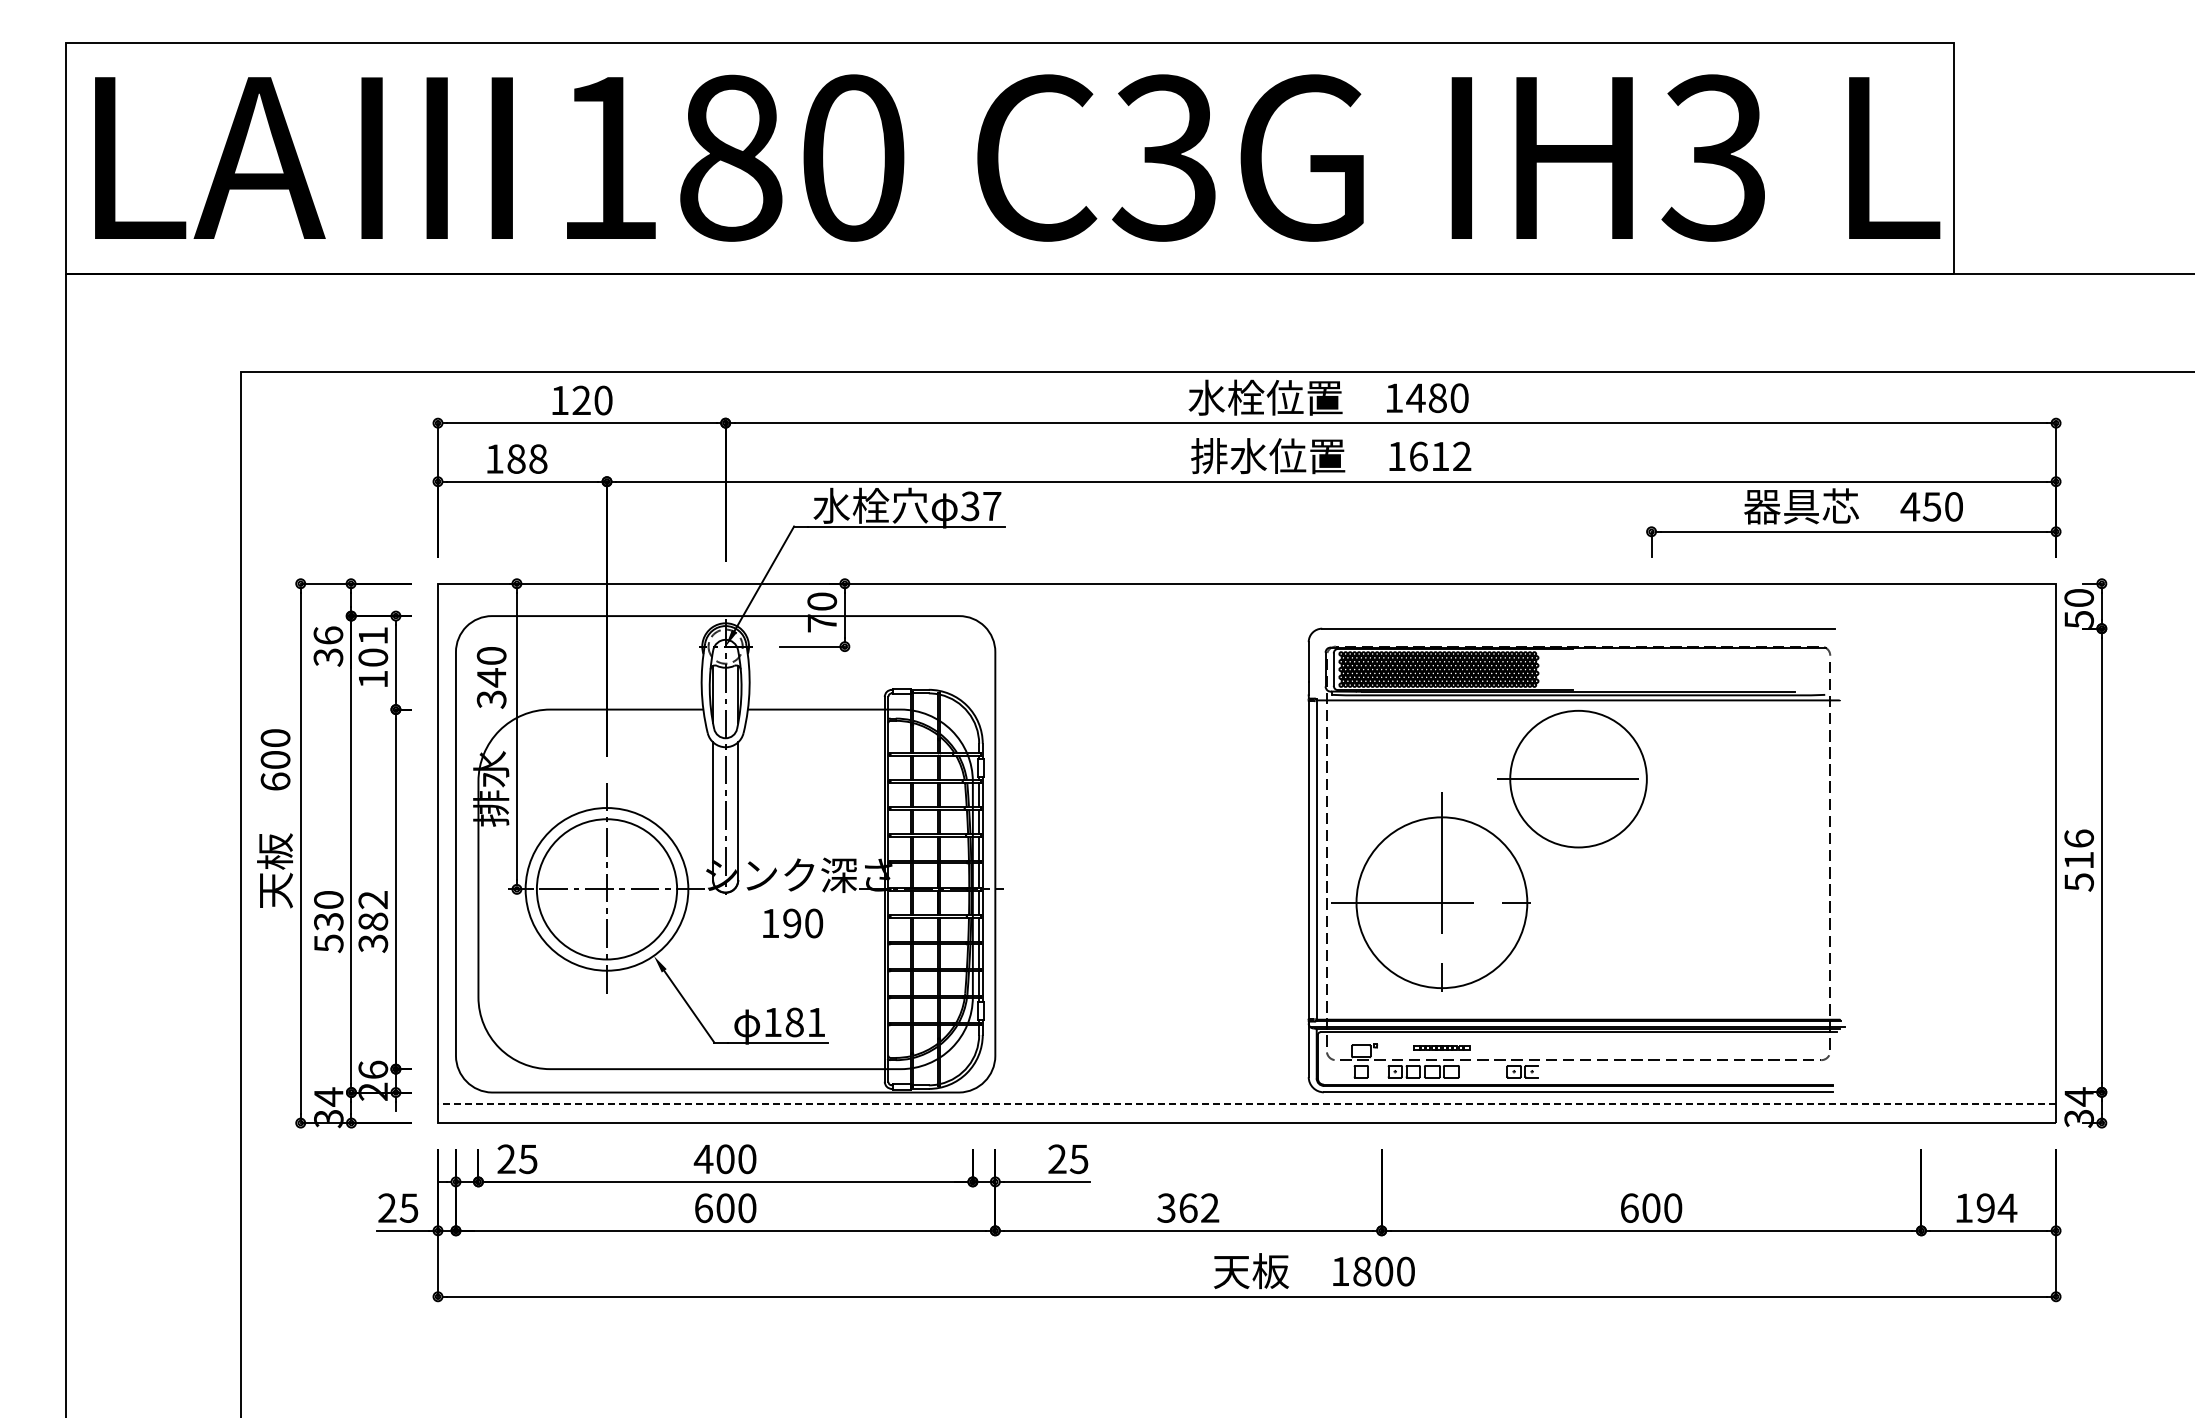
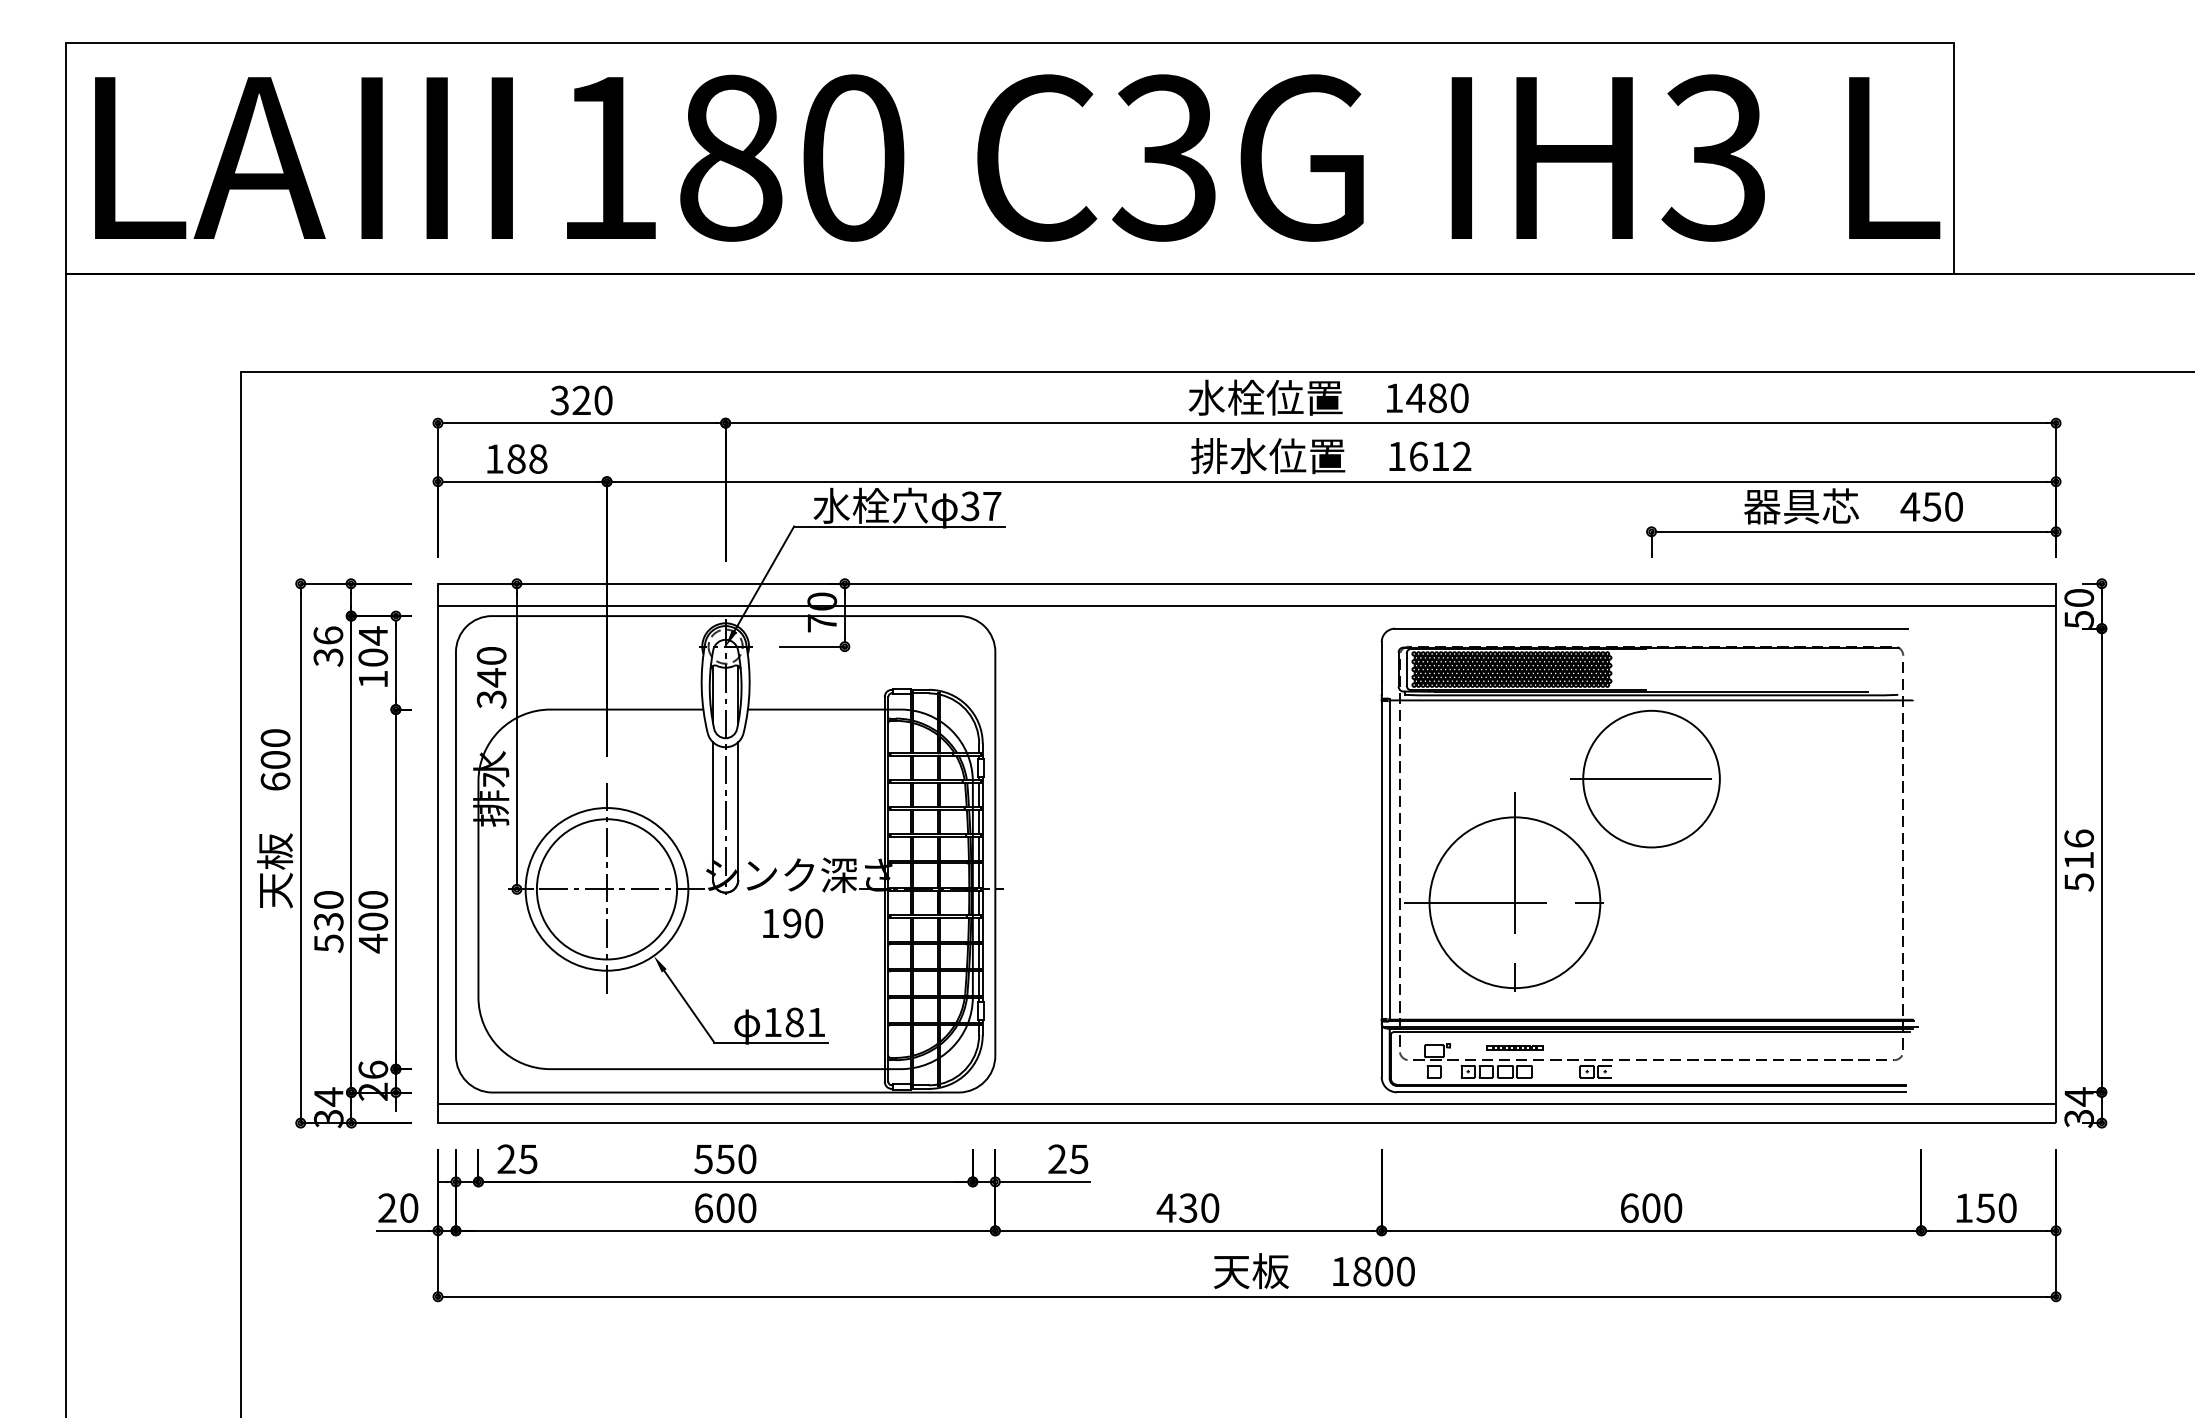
text: 120 -> 320 (559, 400)
line: none -> present (1247, 606)
text: 101 -> 104 (373, 635)
part position: (1576, 848) -> (1649, 848) (1649, 848)
text: 382 -> 400 (373, 922)
line: dashed -> solid (1246, 1104)
text: 400 -> 550 (713, 1159)
text: 25 -> 20 (408, 1207)
text: 362 -> 430 (1187, 1207)
text: 194 -> 150 (1996, 1207)
